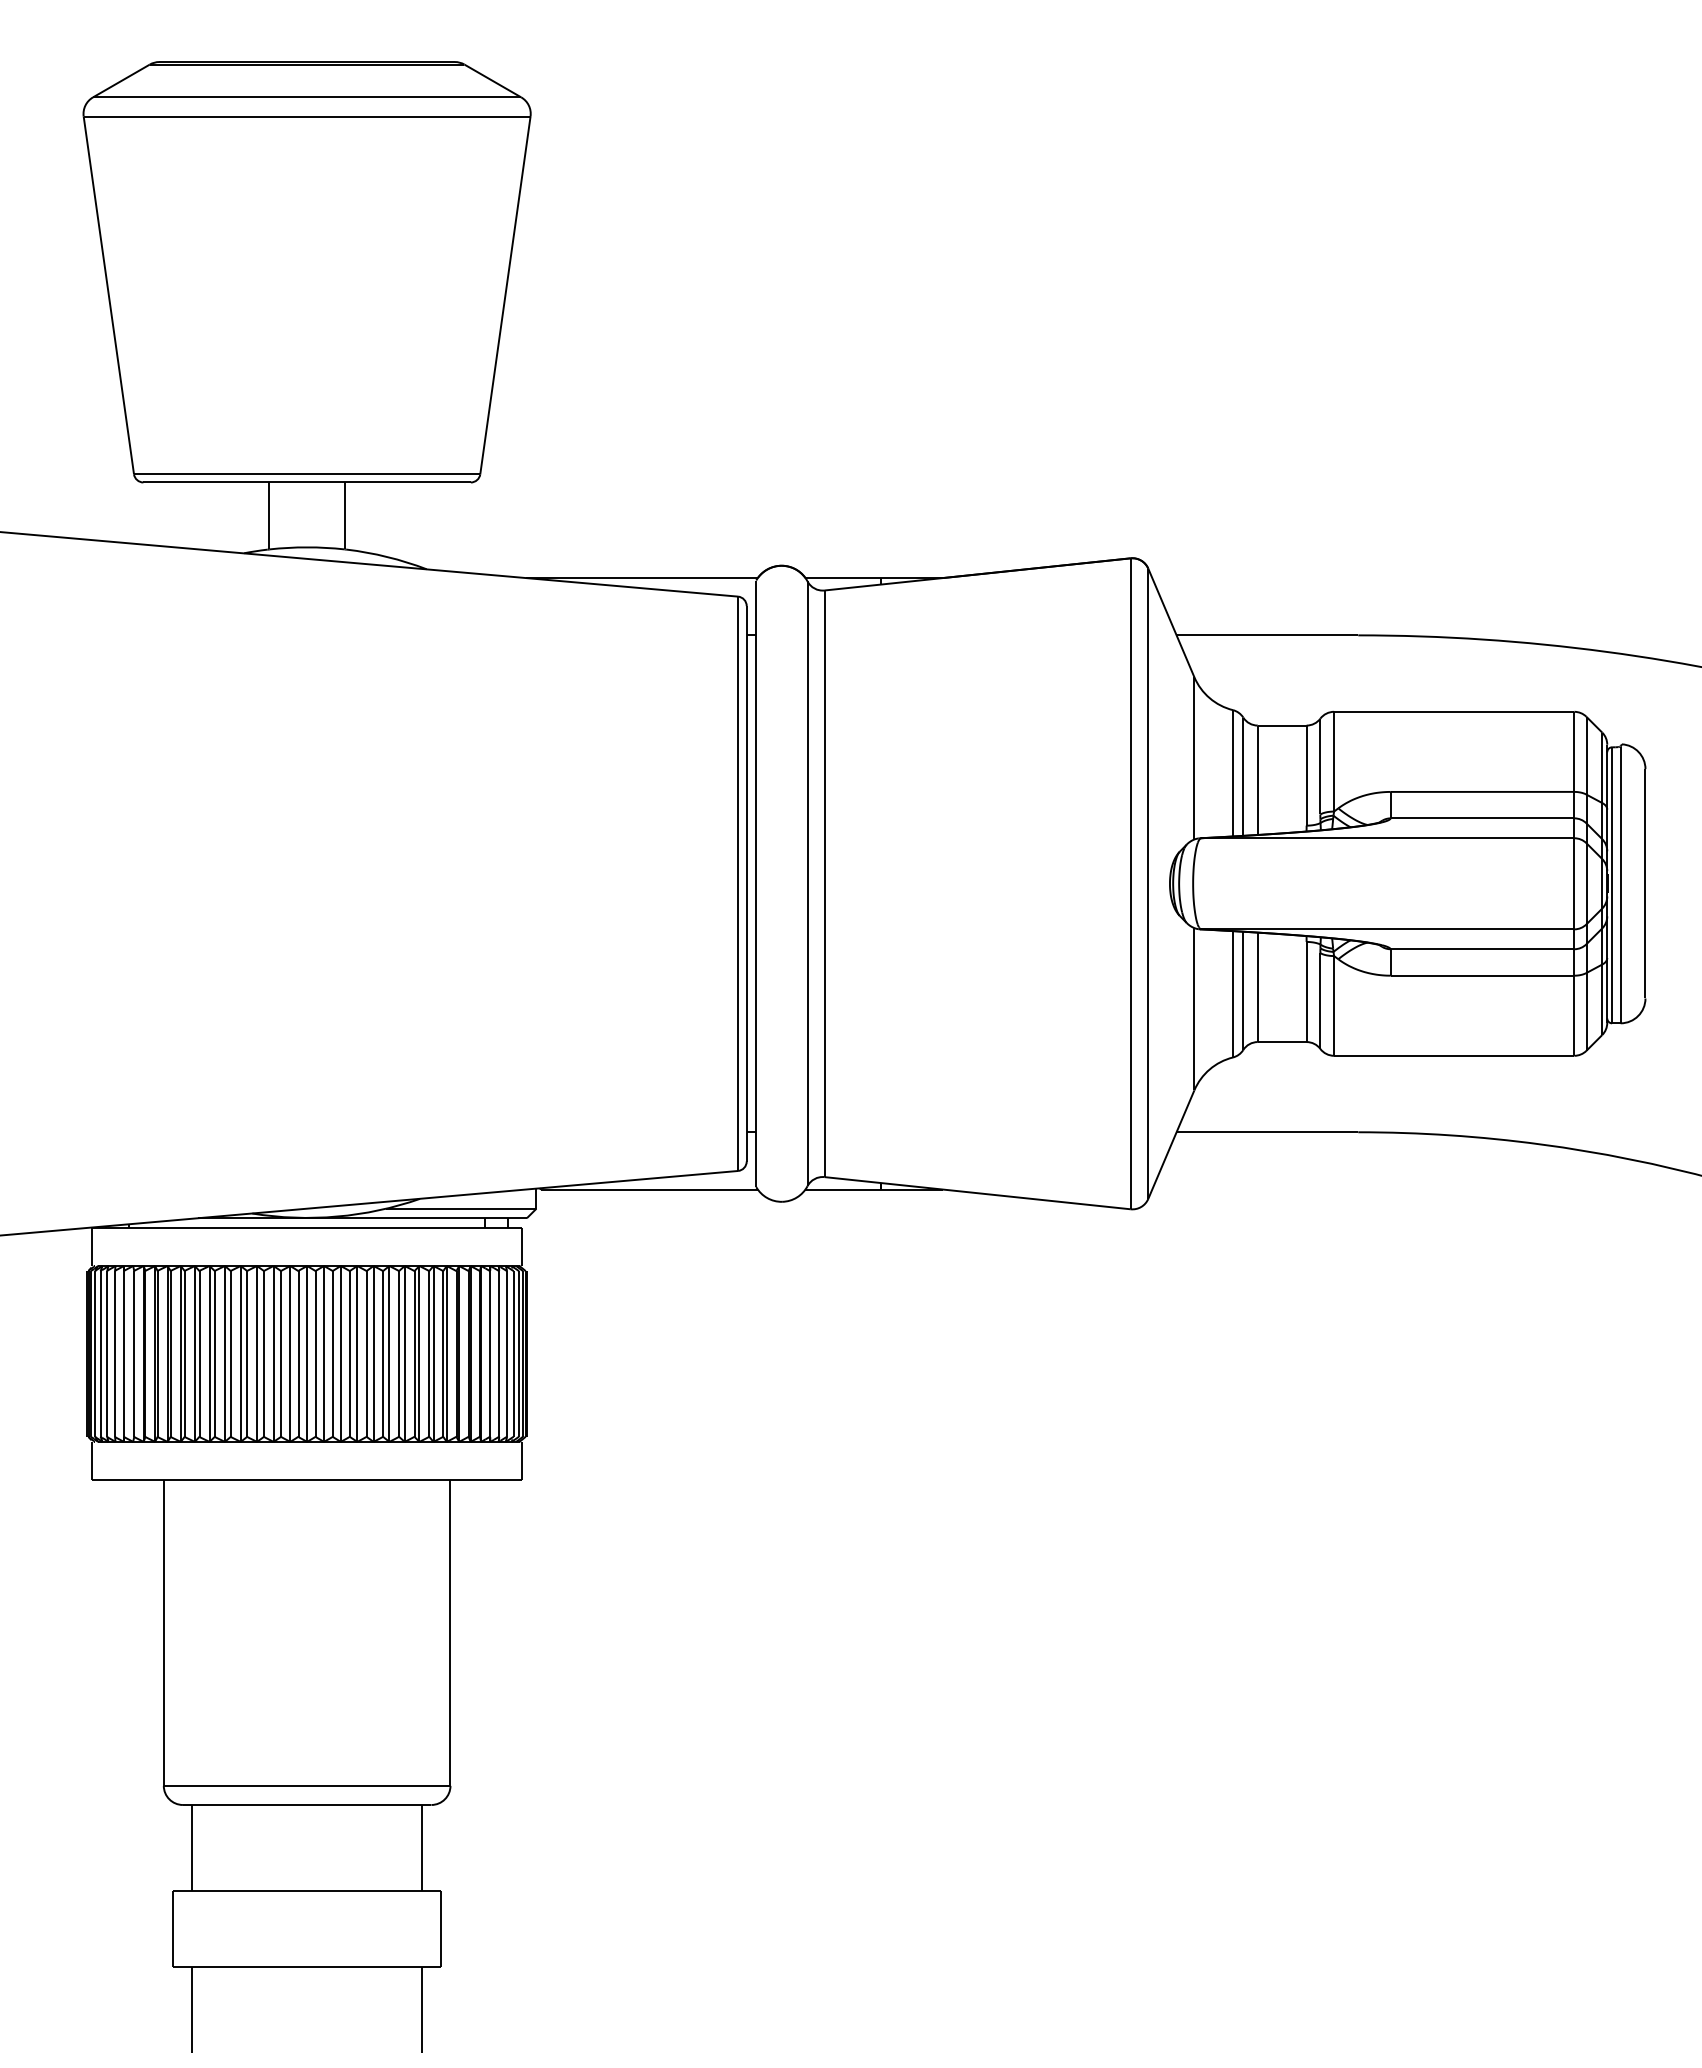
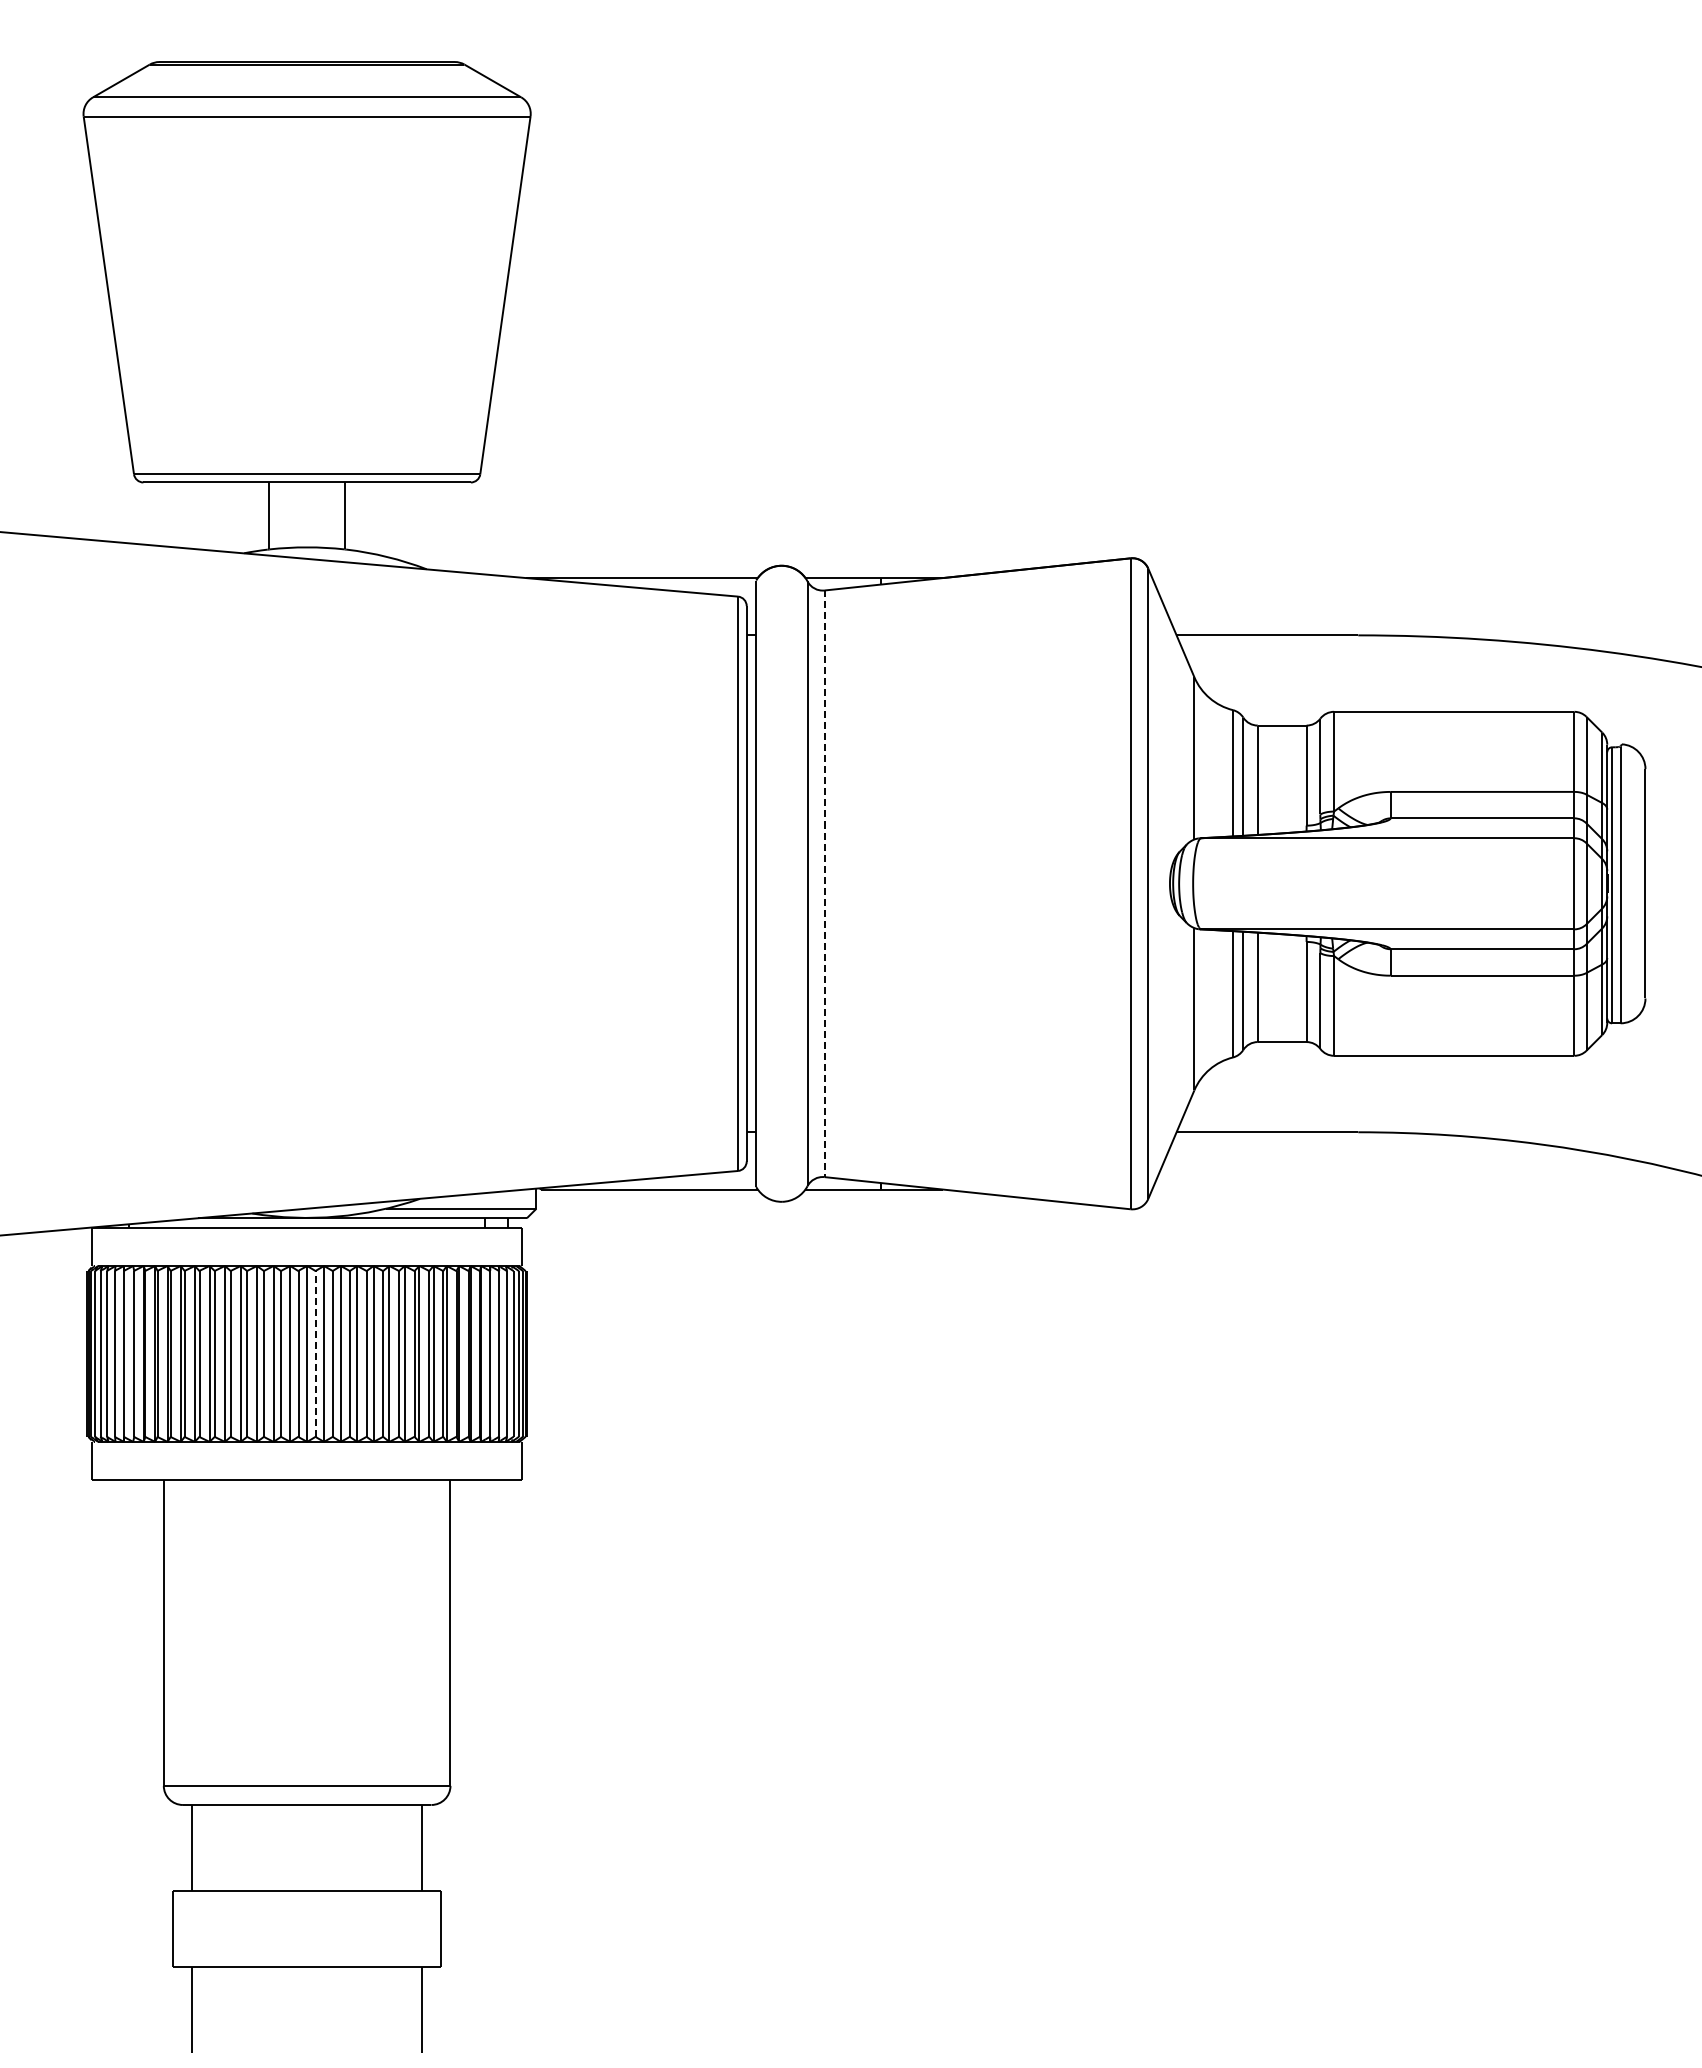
line: solid -> dashed (824, 884)
line: solid -> dashed (315, 1353)
